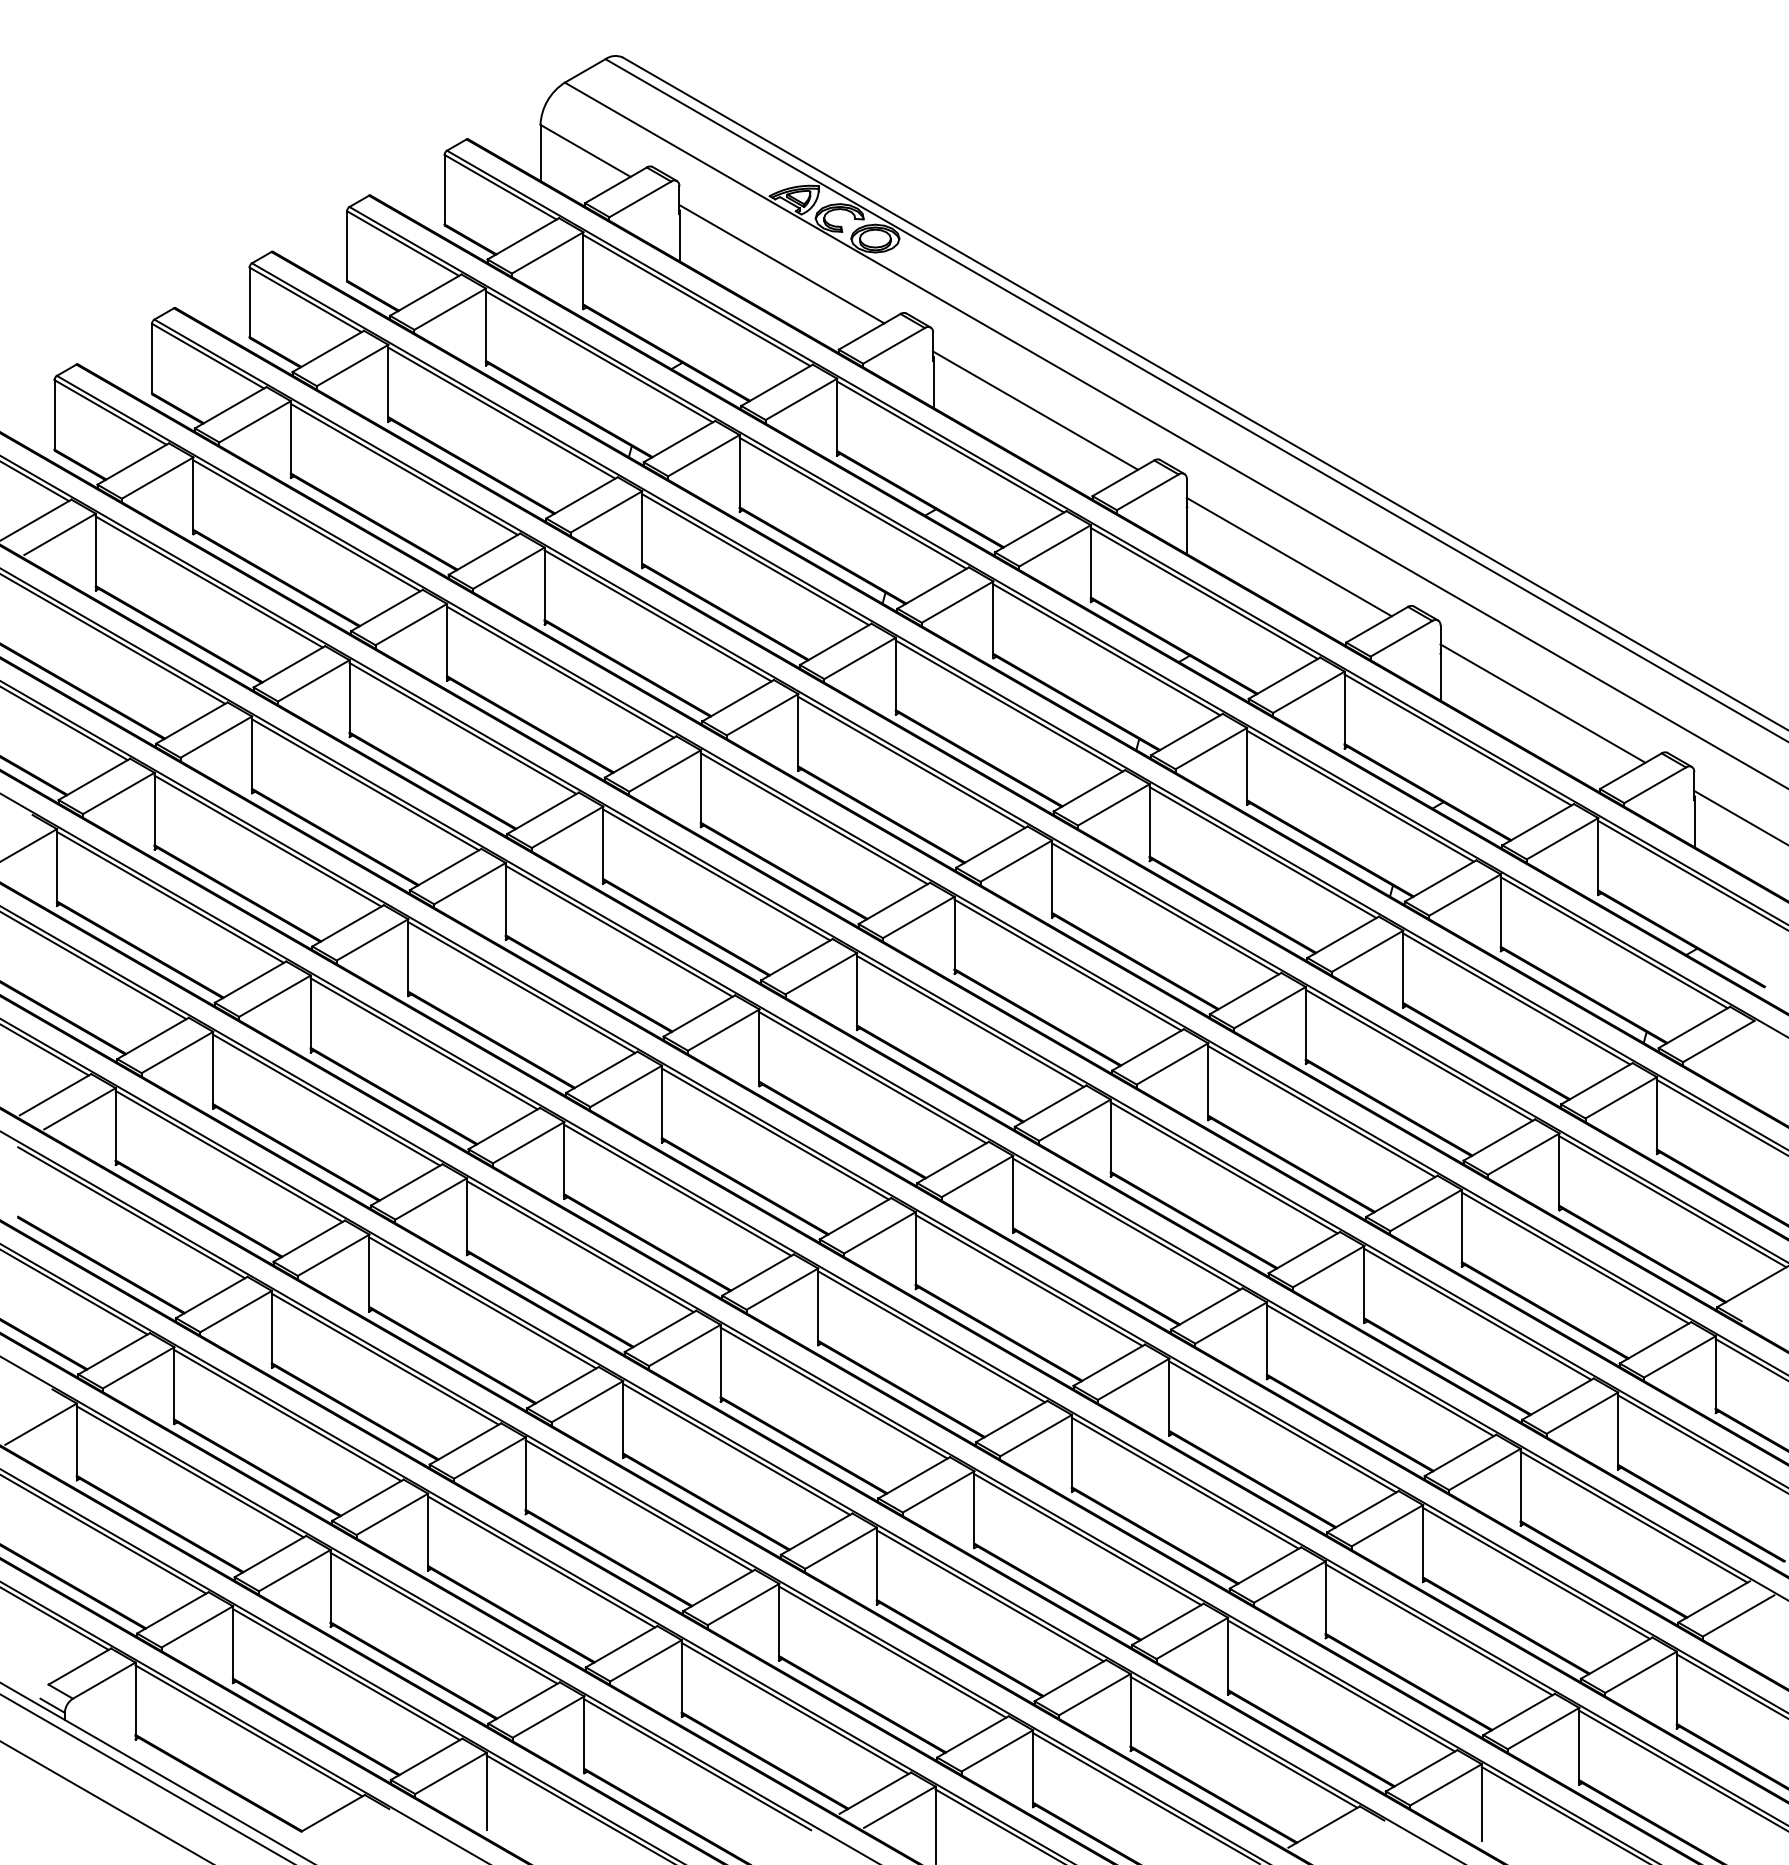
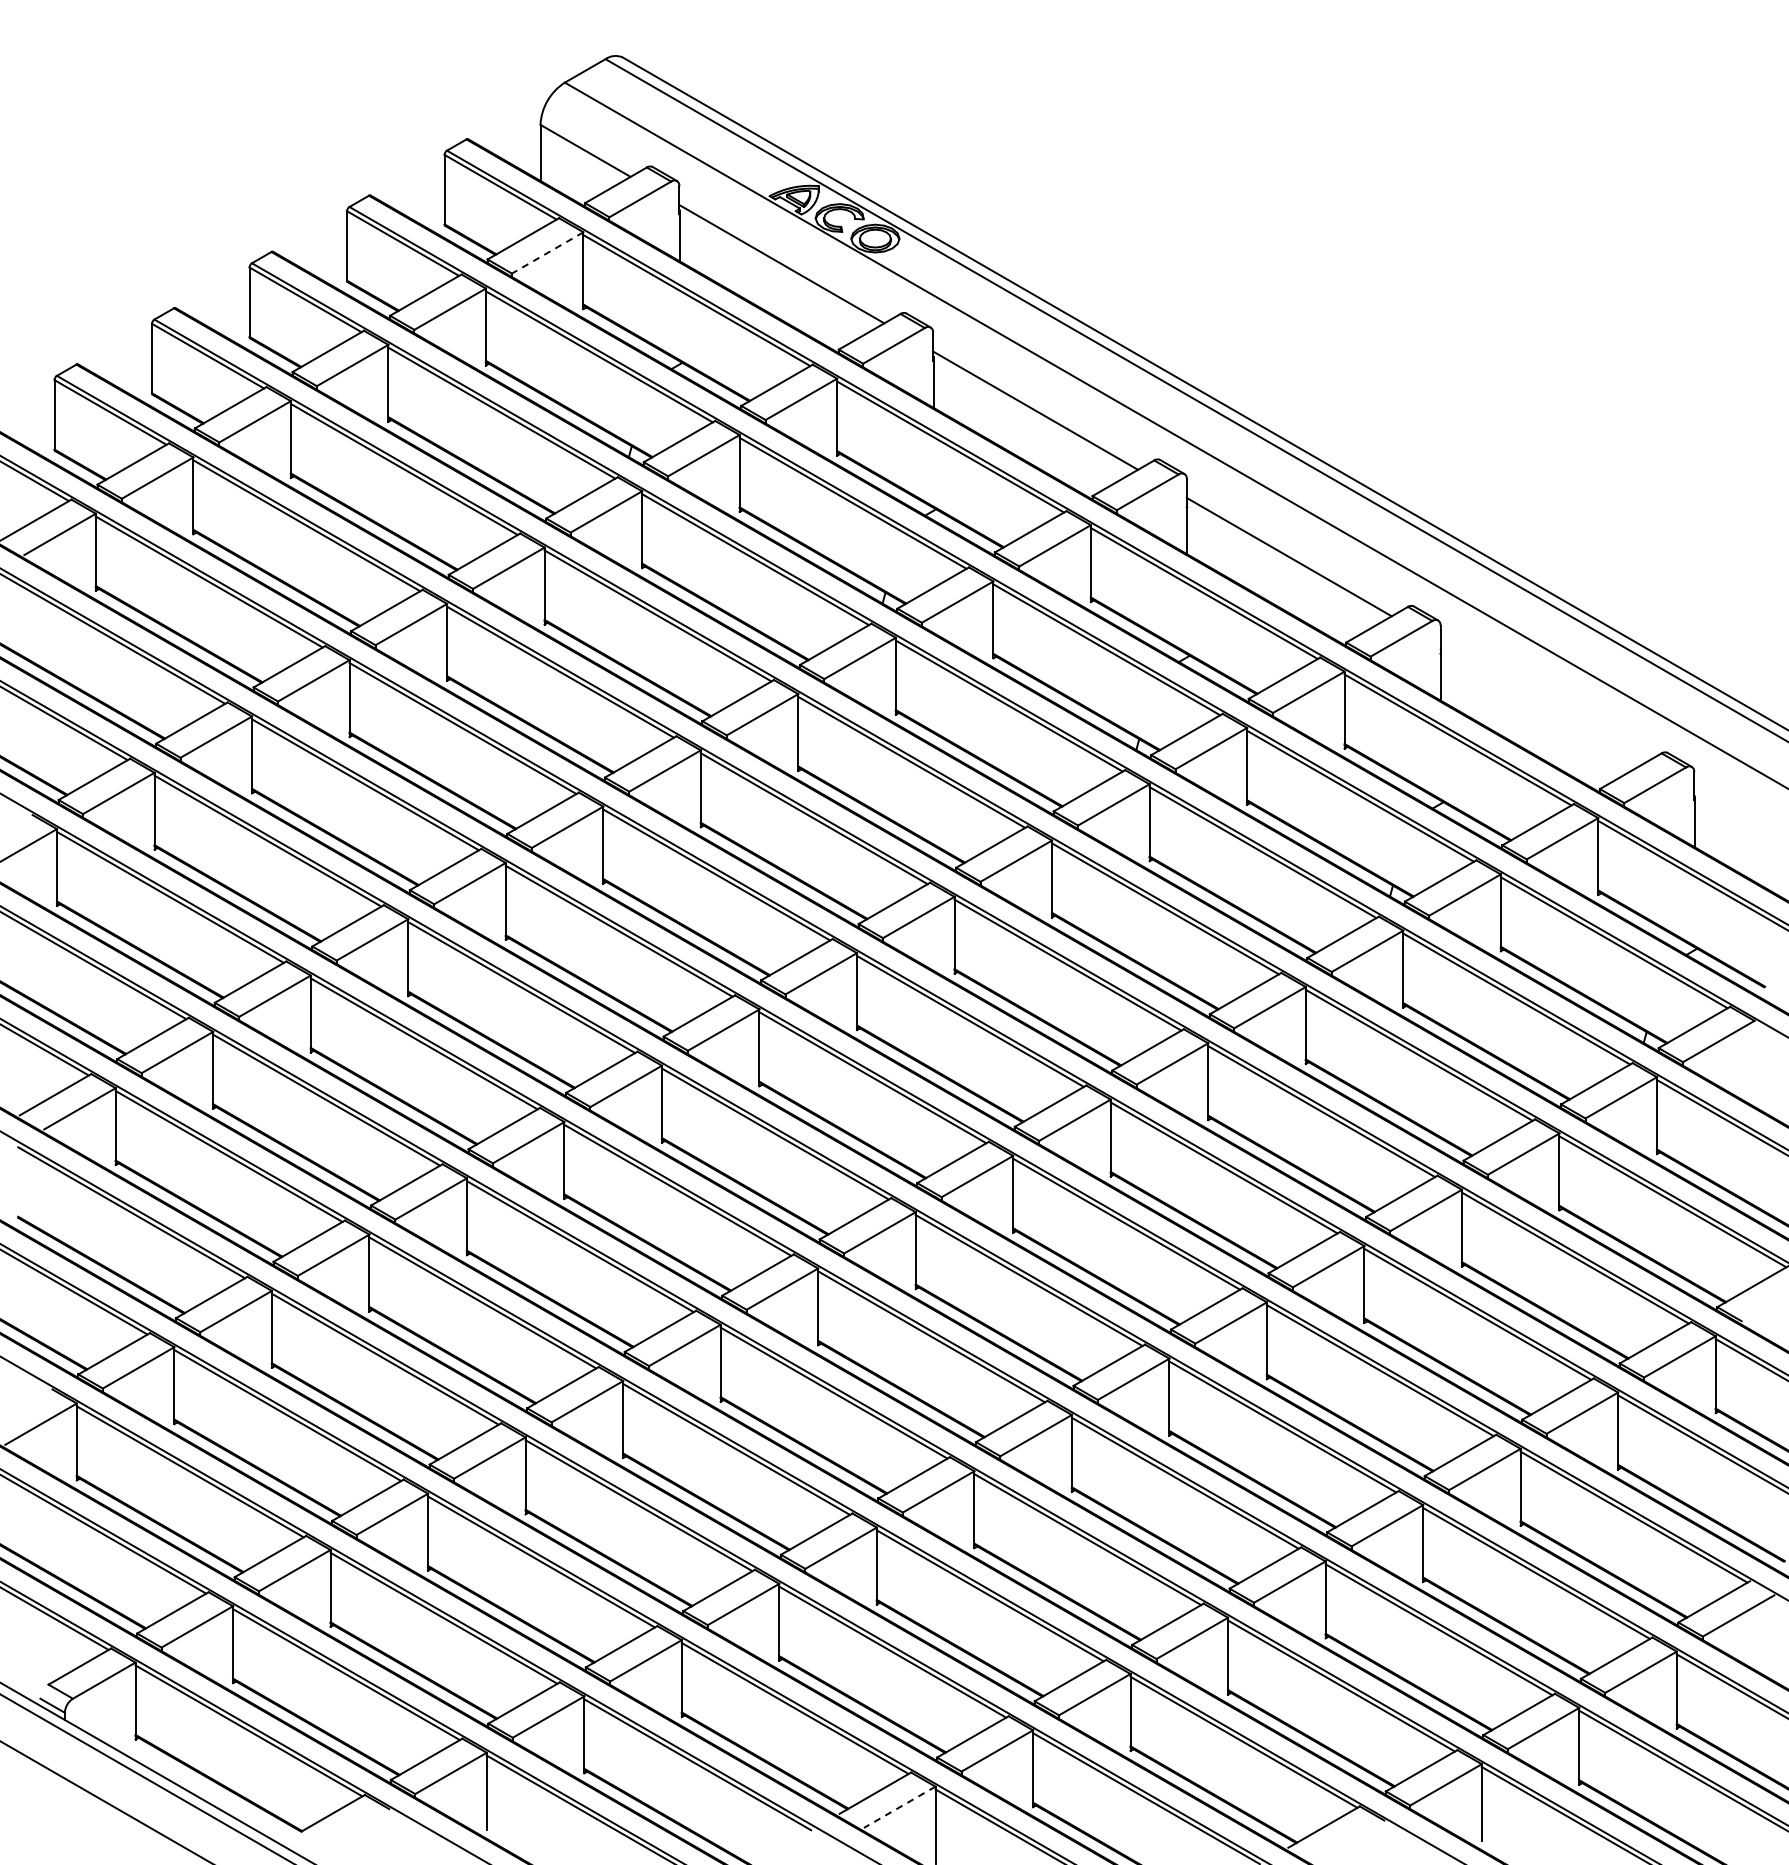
line: solid -> dashed (547, 253)
line: present -> none (1542, 703)
line: present -> none (1739, 816)
line: solid -> dashed (899, 1807)
